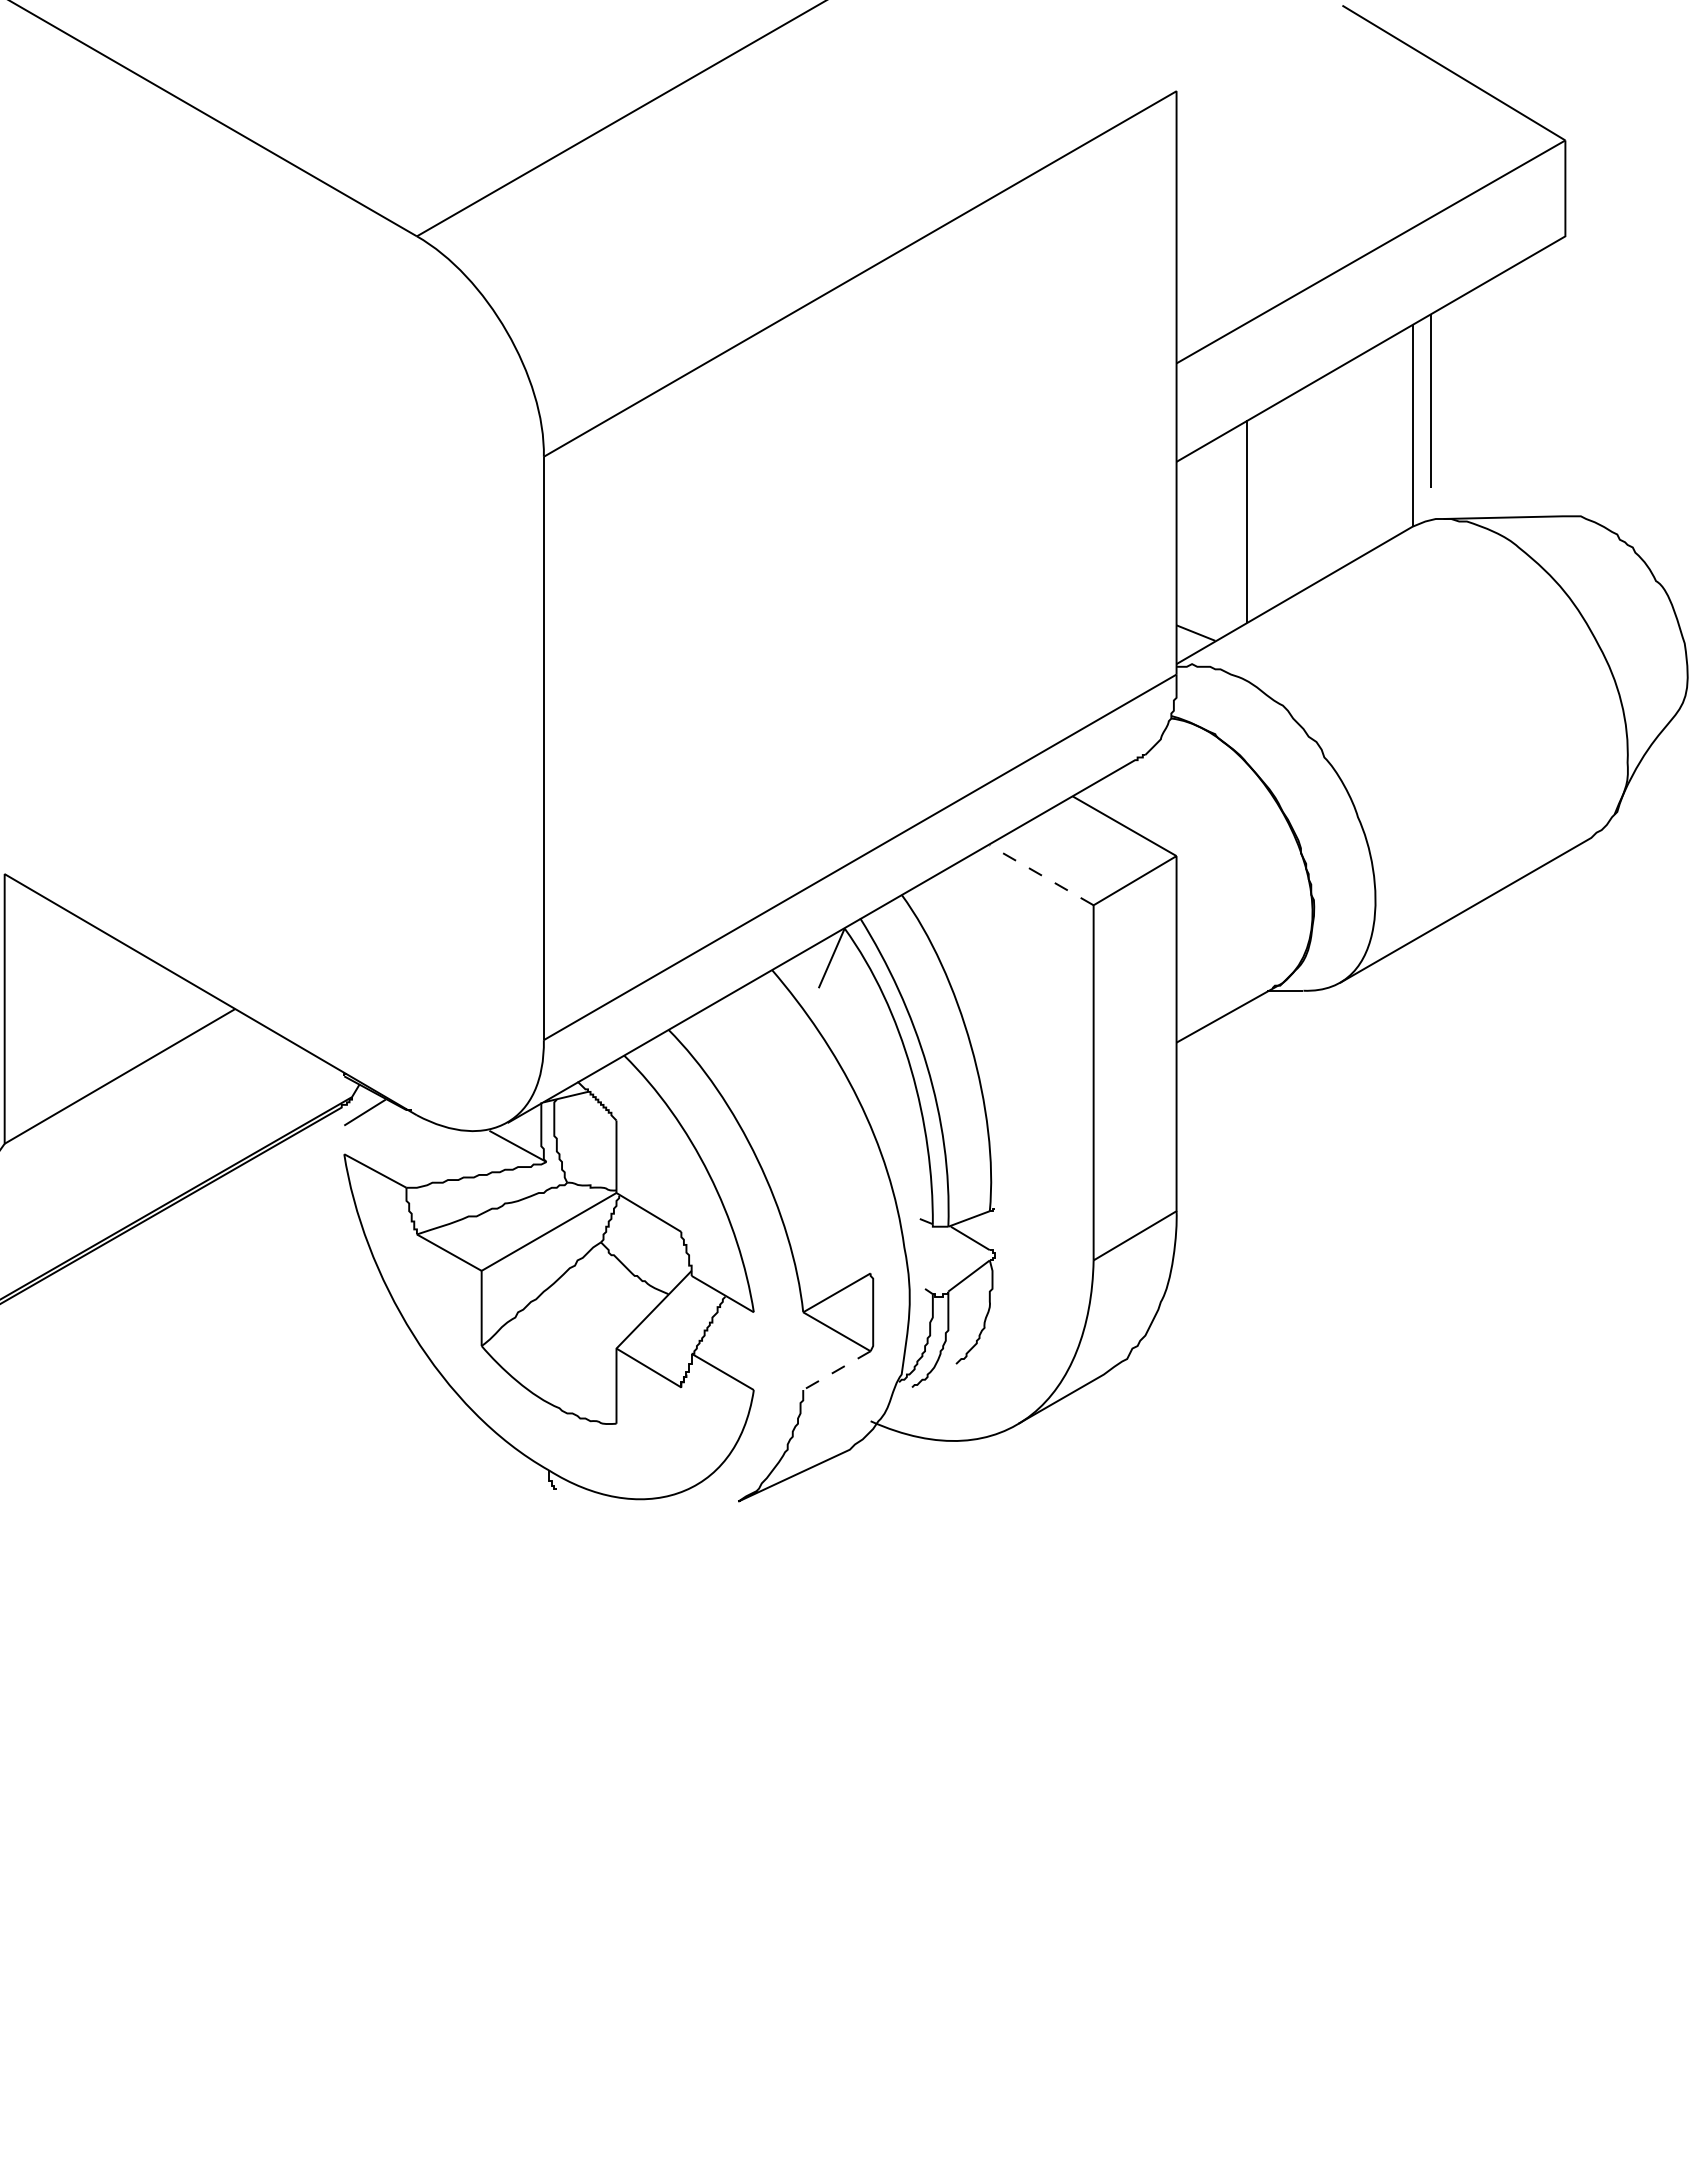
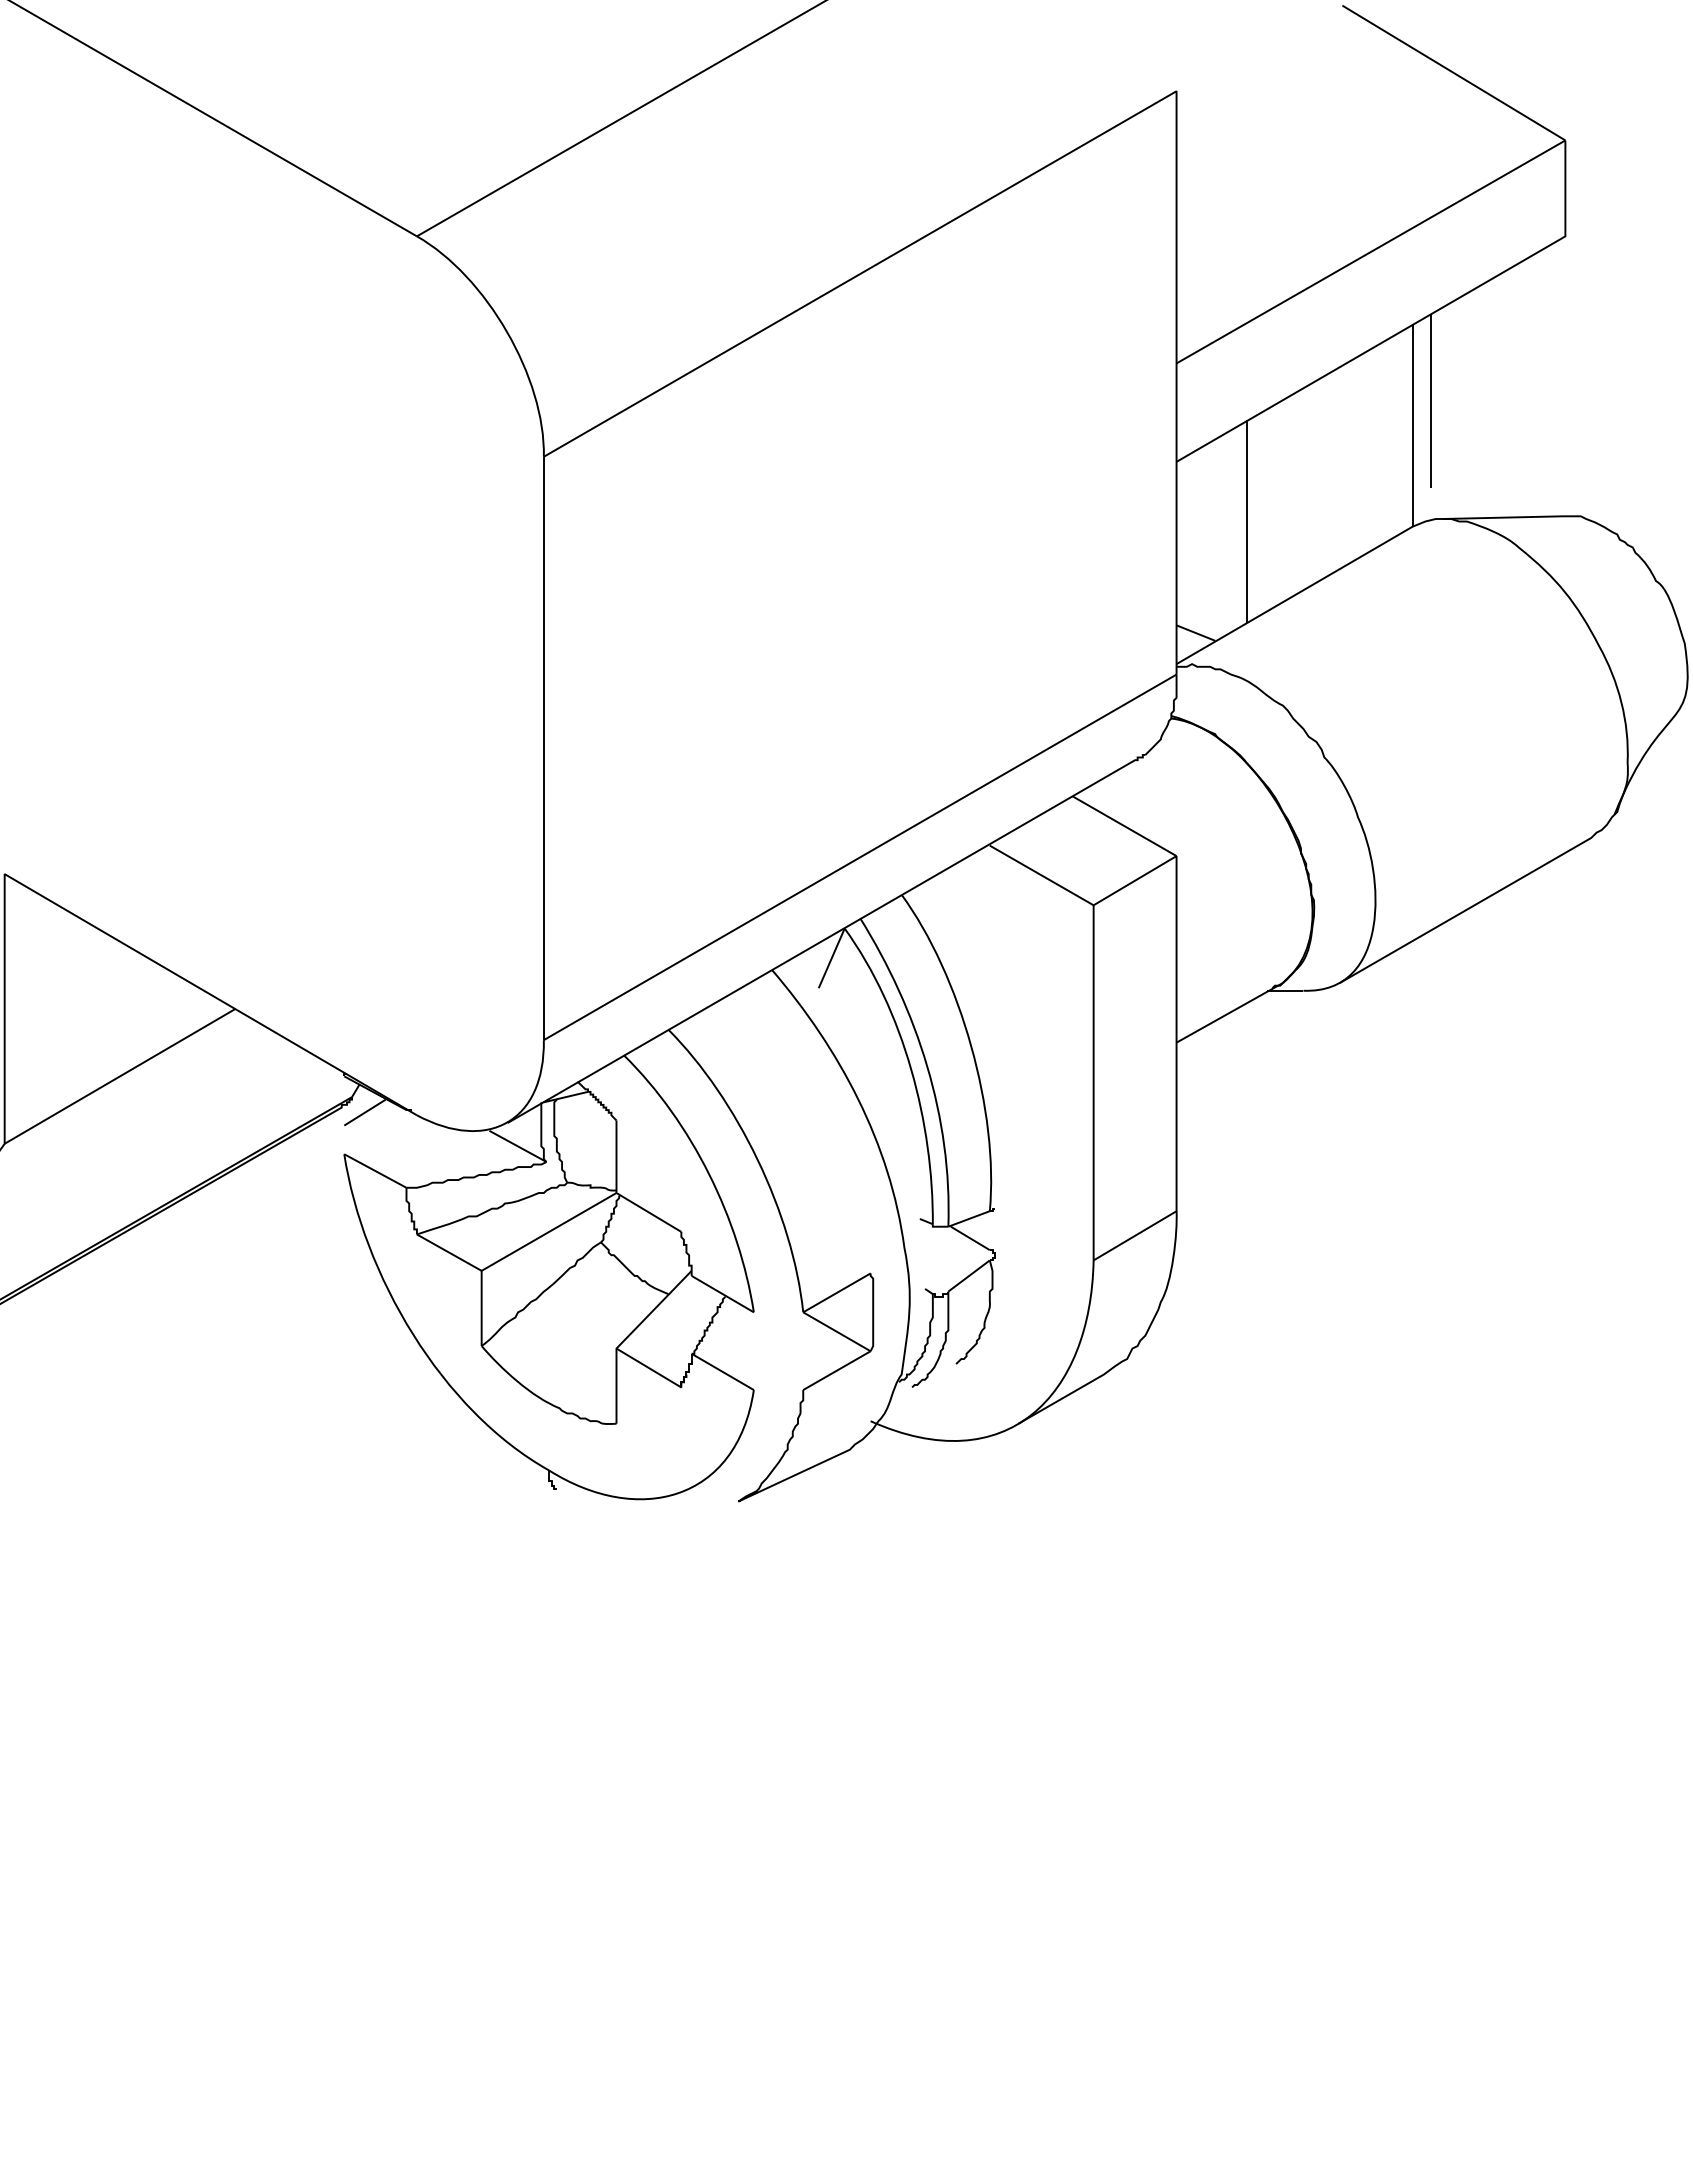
line: dashed -> solid (1041, 875)
line: dashed -> solid (836, 1370)
